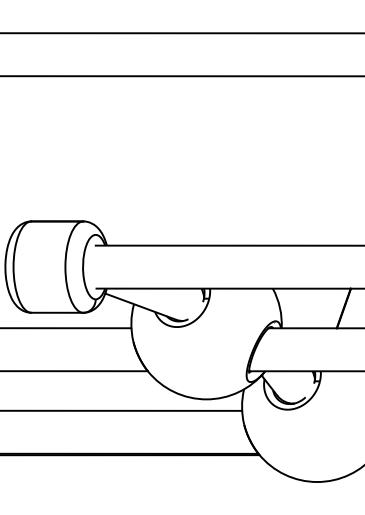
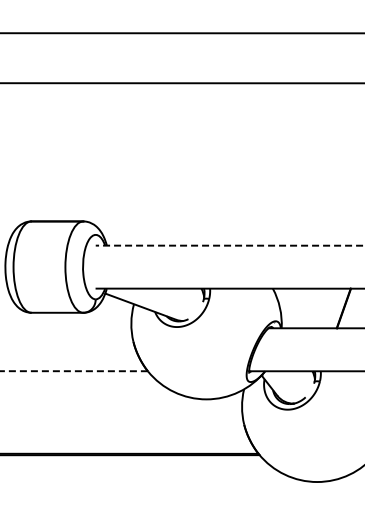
line position: (181, 76) -> (181, 83) (181, 83)
line: solid -> dashed (229, 245)
line: present -> none (66, 328)
line: solid -> dashed (73, 371)
line: present -> none (122, 410)
